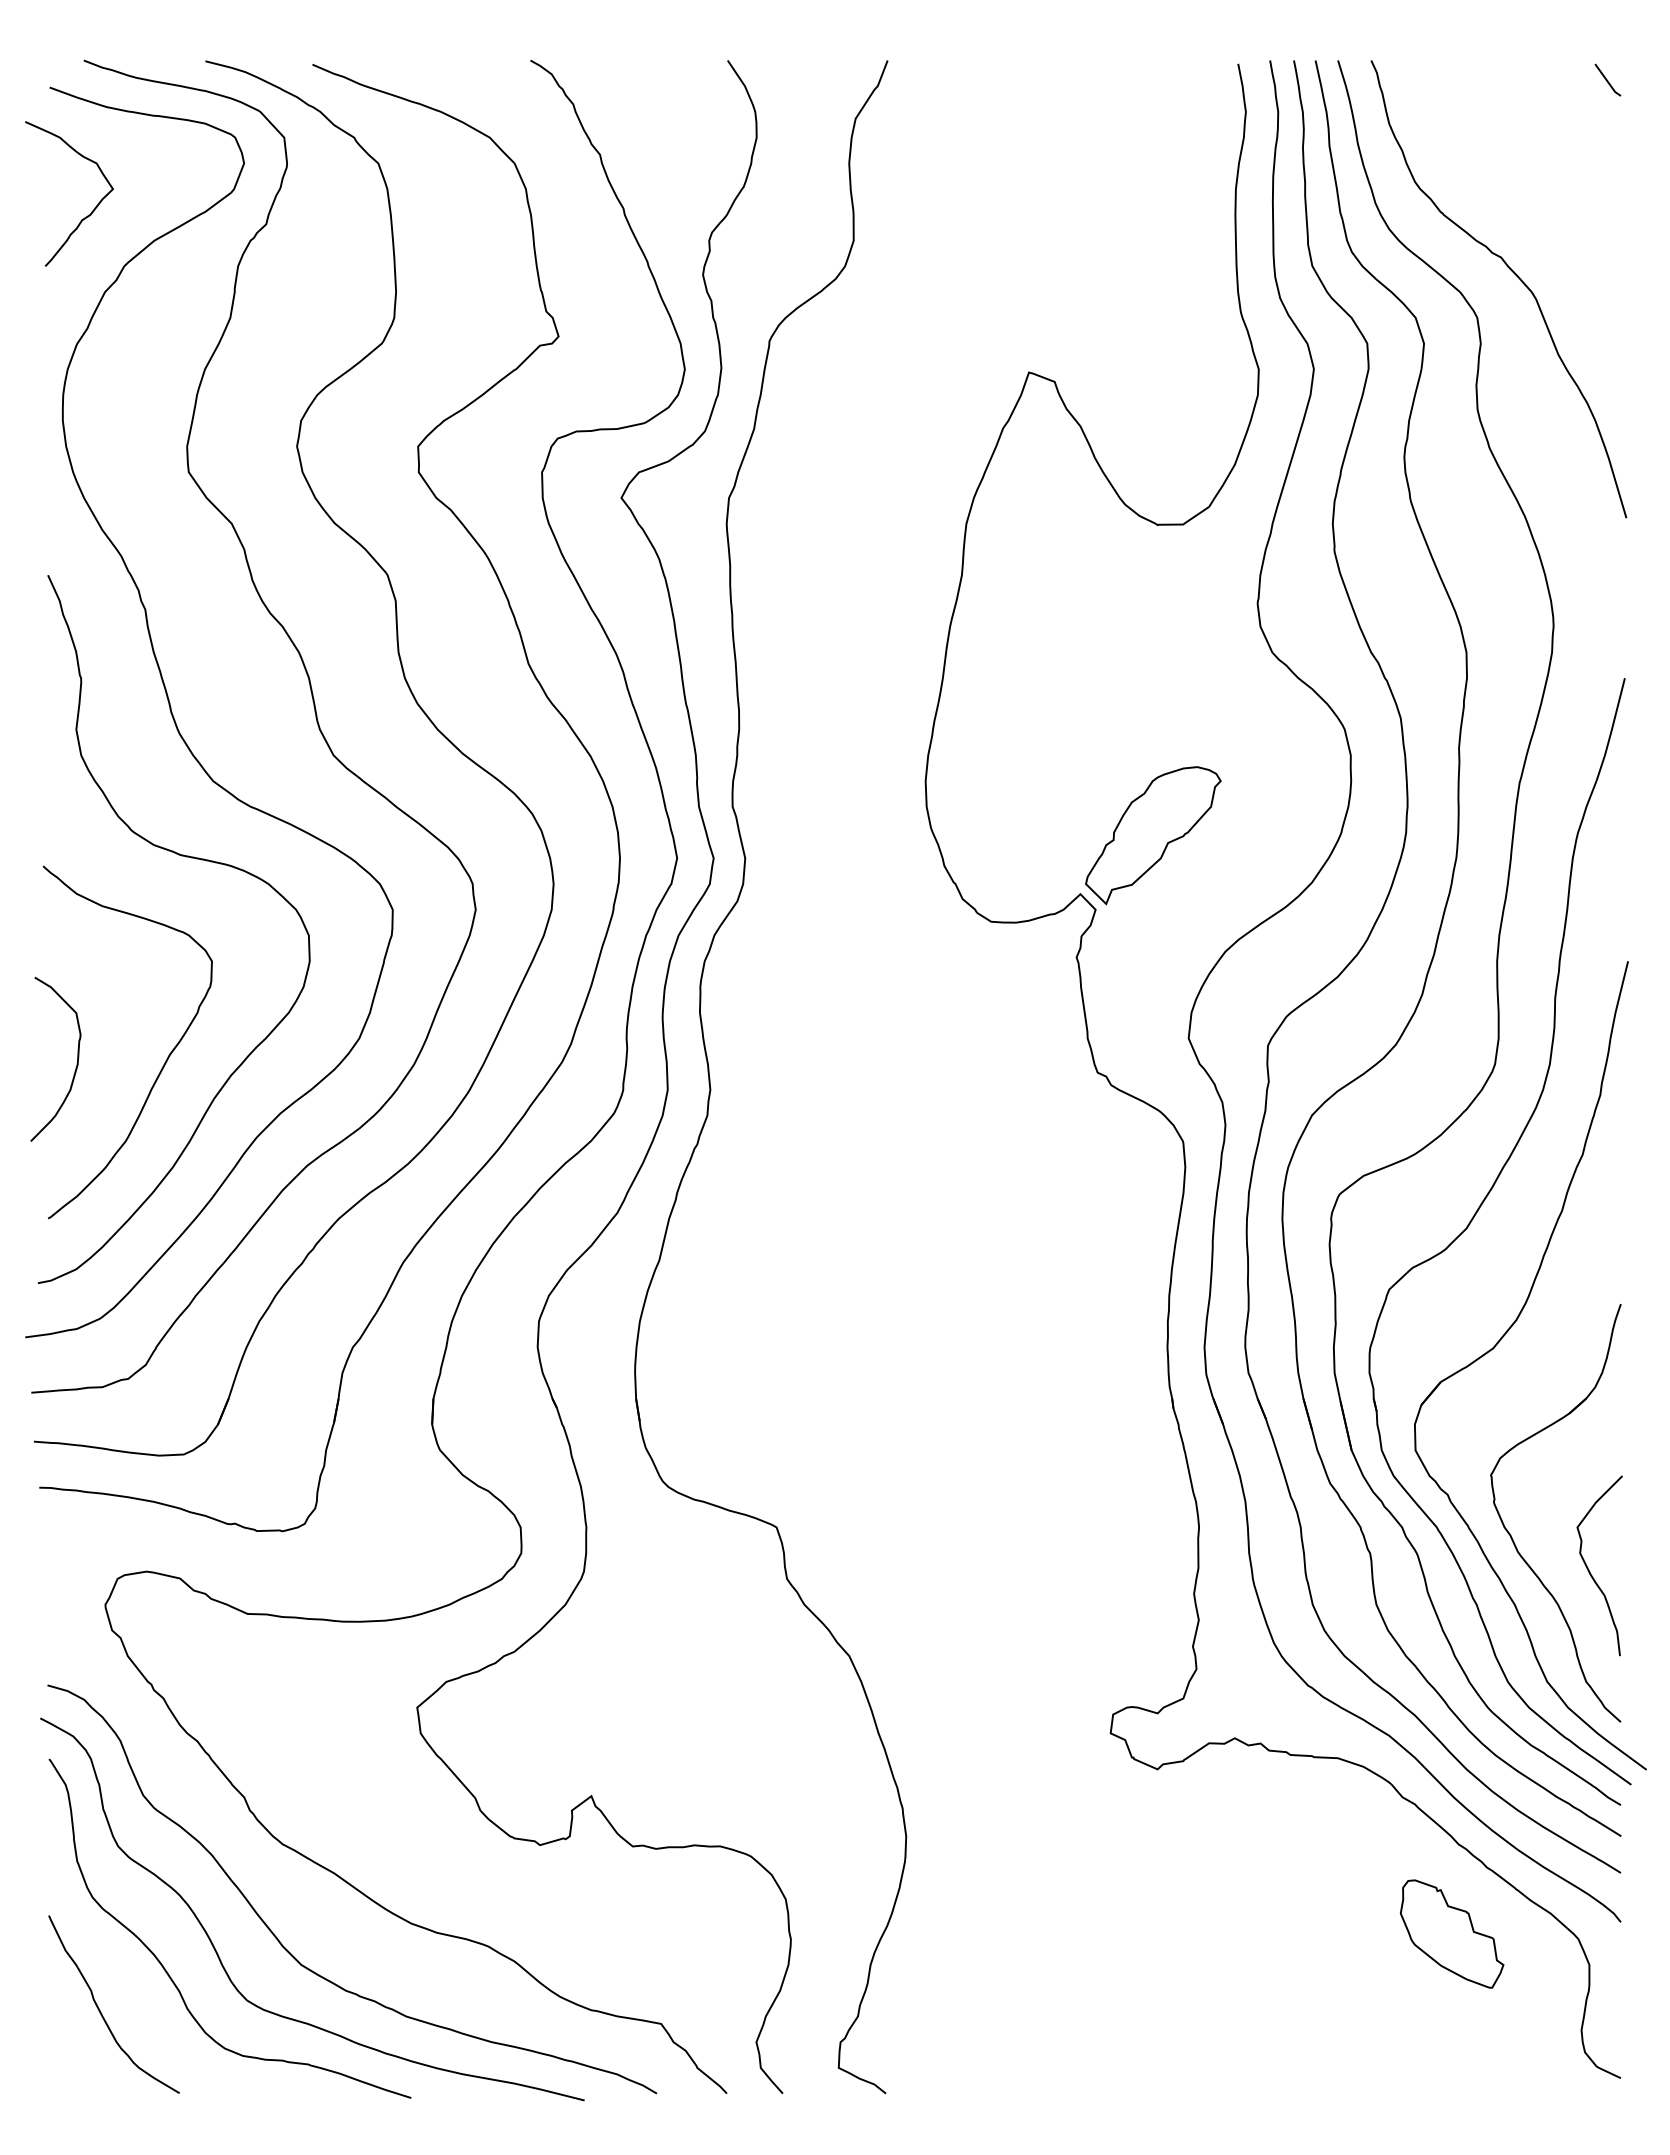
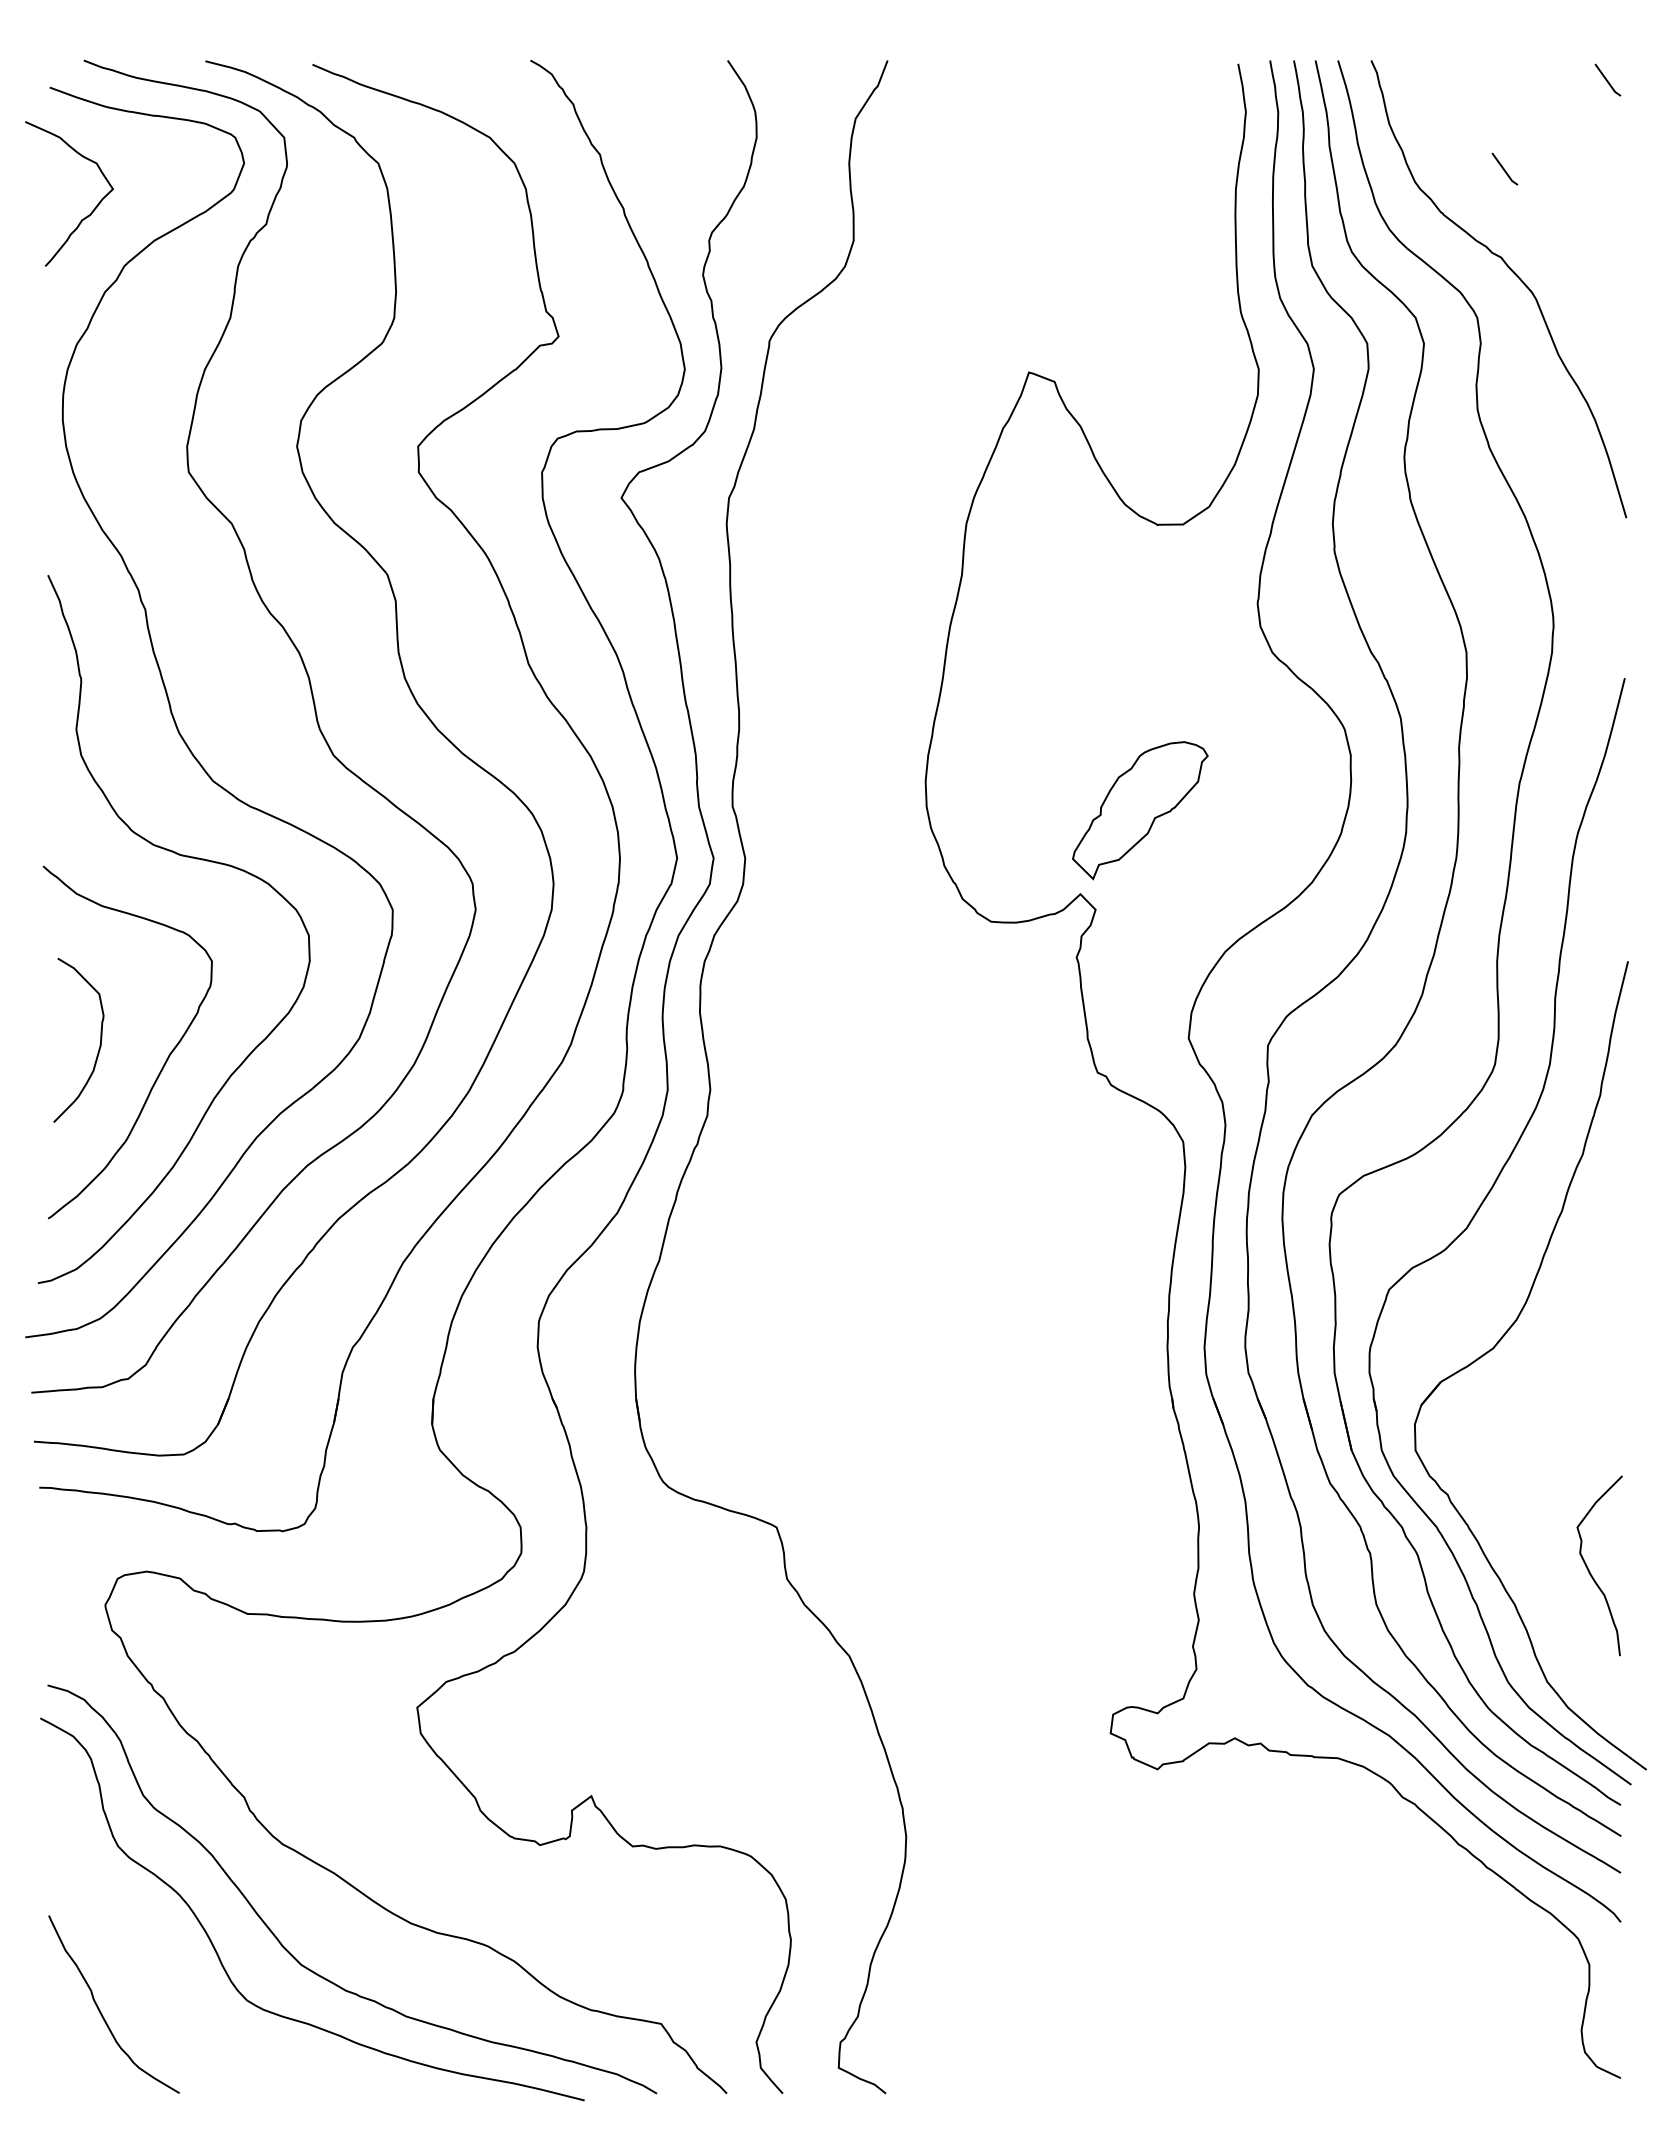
line: none -> present (1504, 168)
part position: (1153, 835) -> (1140, 810) (1140, 810)
curve position: (76, 1063) -> (99, 1044) (99, 1044)
part: present -> none (1511, 1535)
part: present -> none (1451, 1933)
curve: present -> none (167, 1971)
